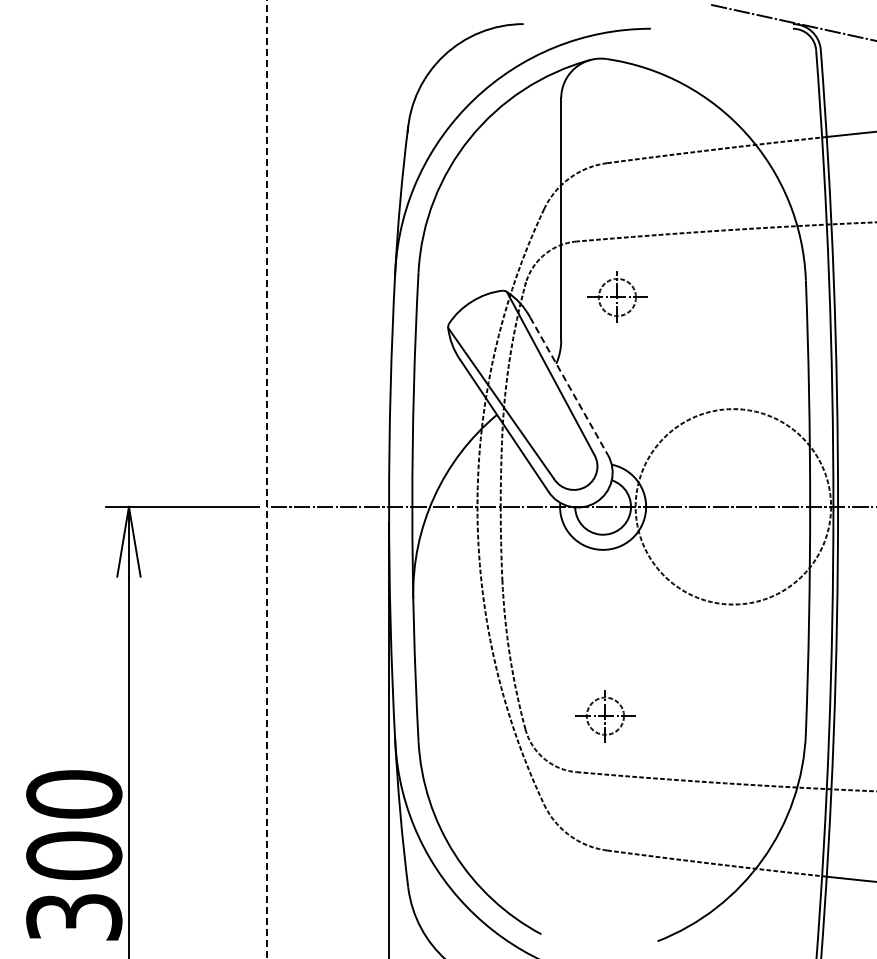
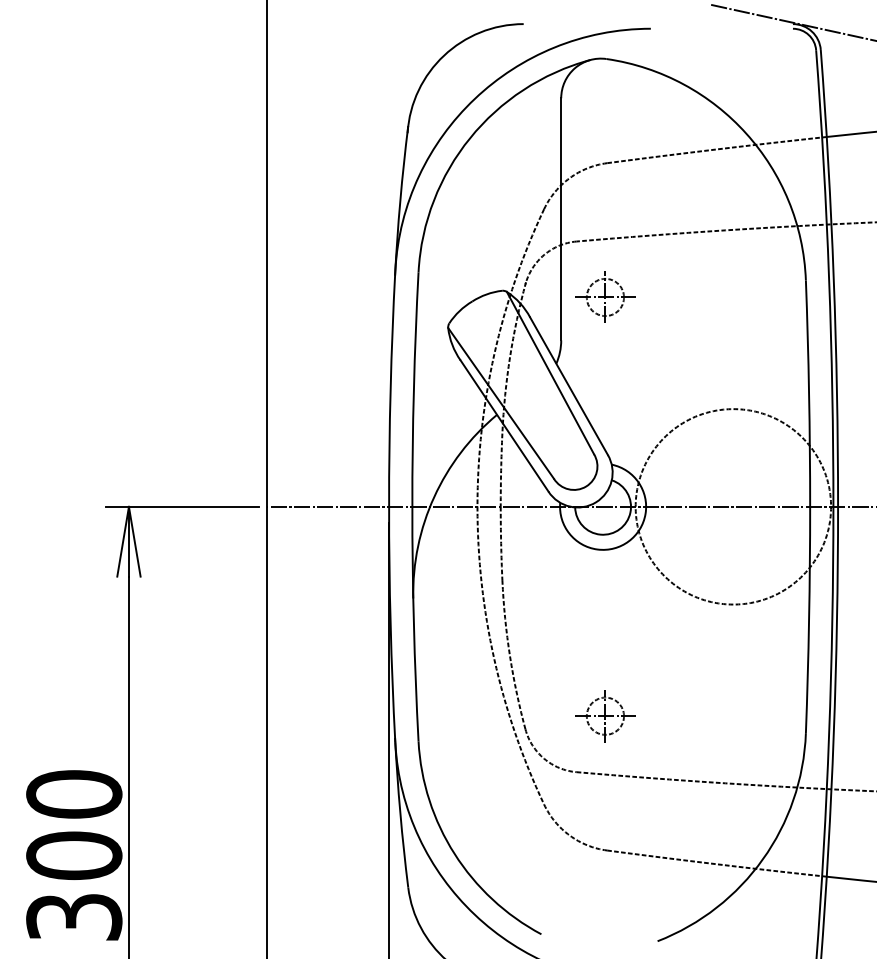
part position: (617, 296) -> (605, 296) (605, 296)
line: dashed -> solid (569, 386)
line: dashed -> solid (267, 479)
